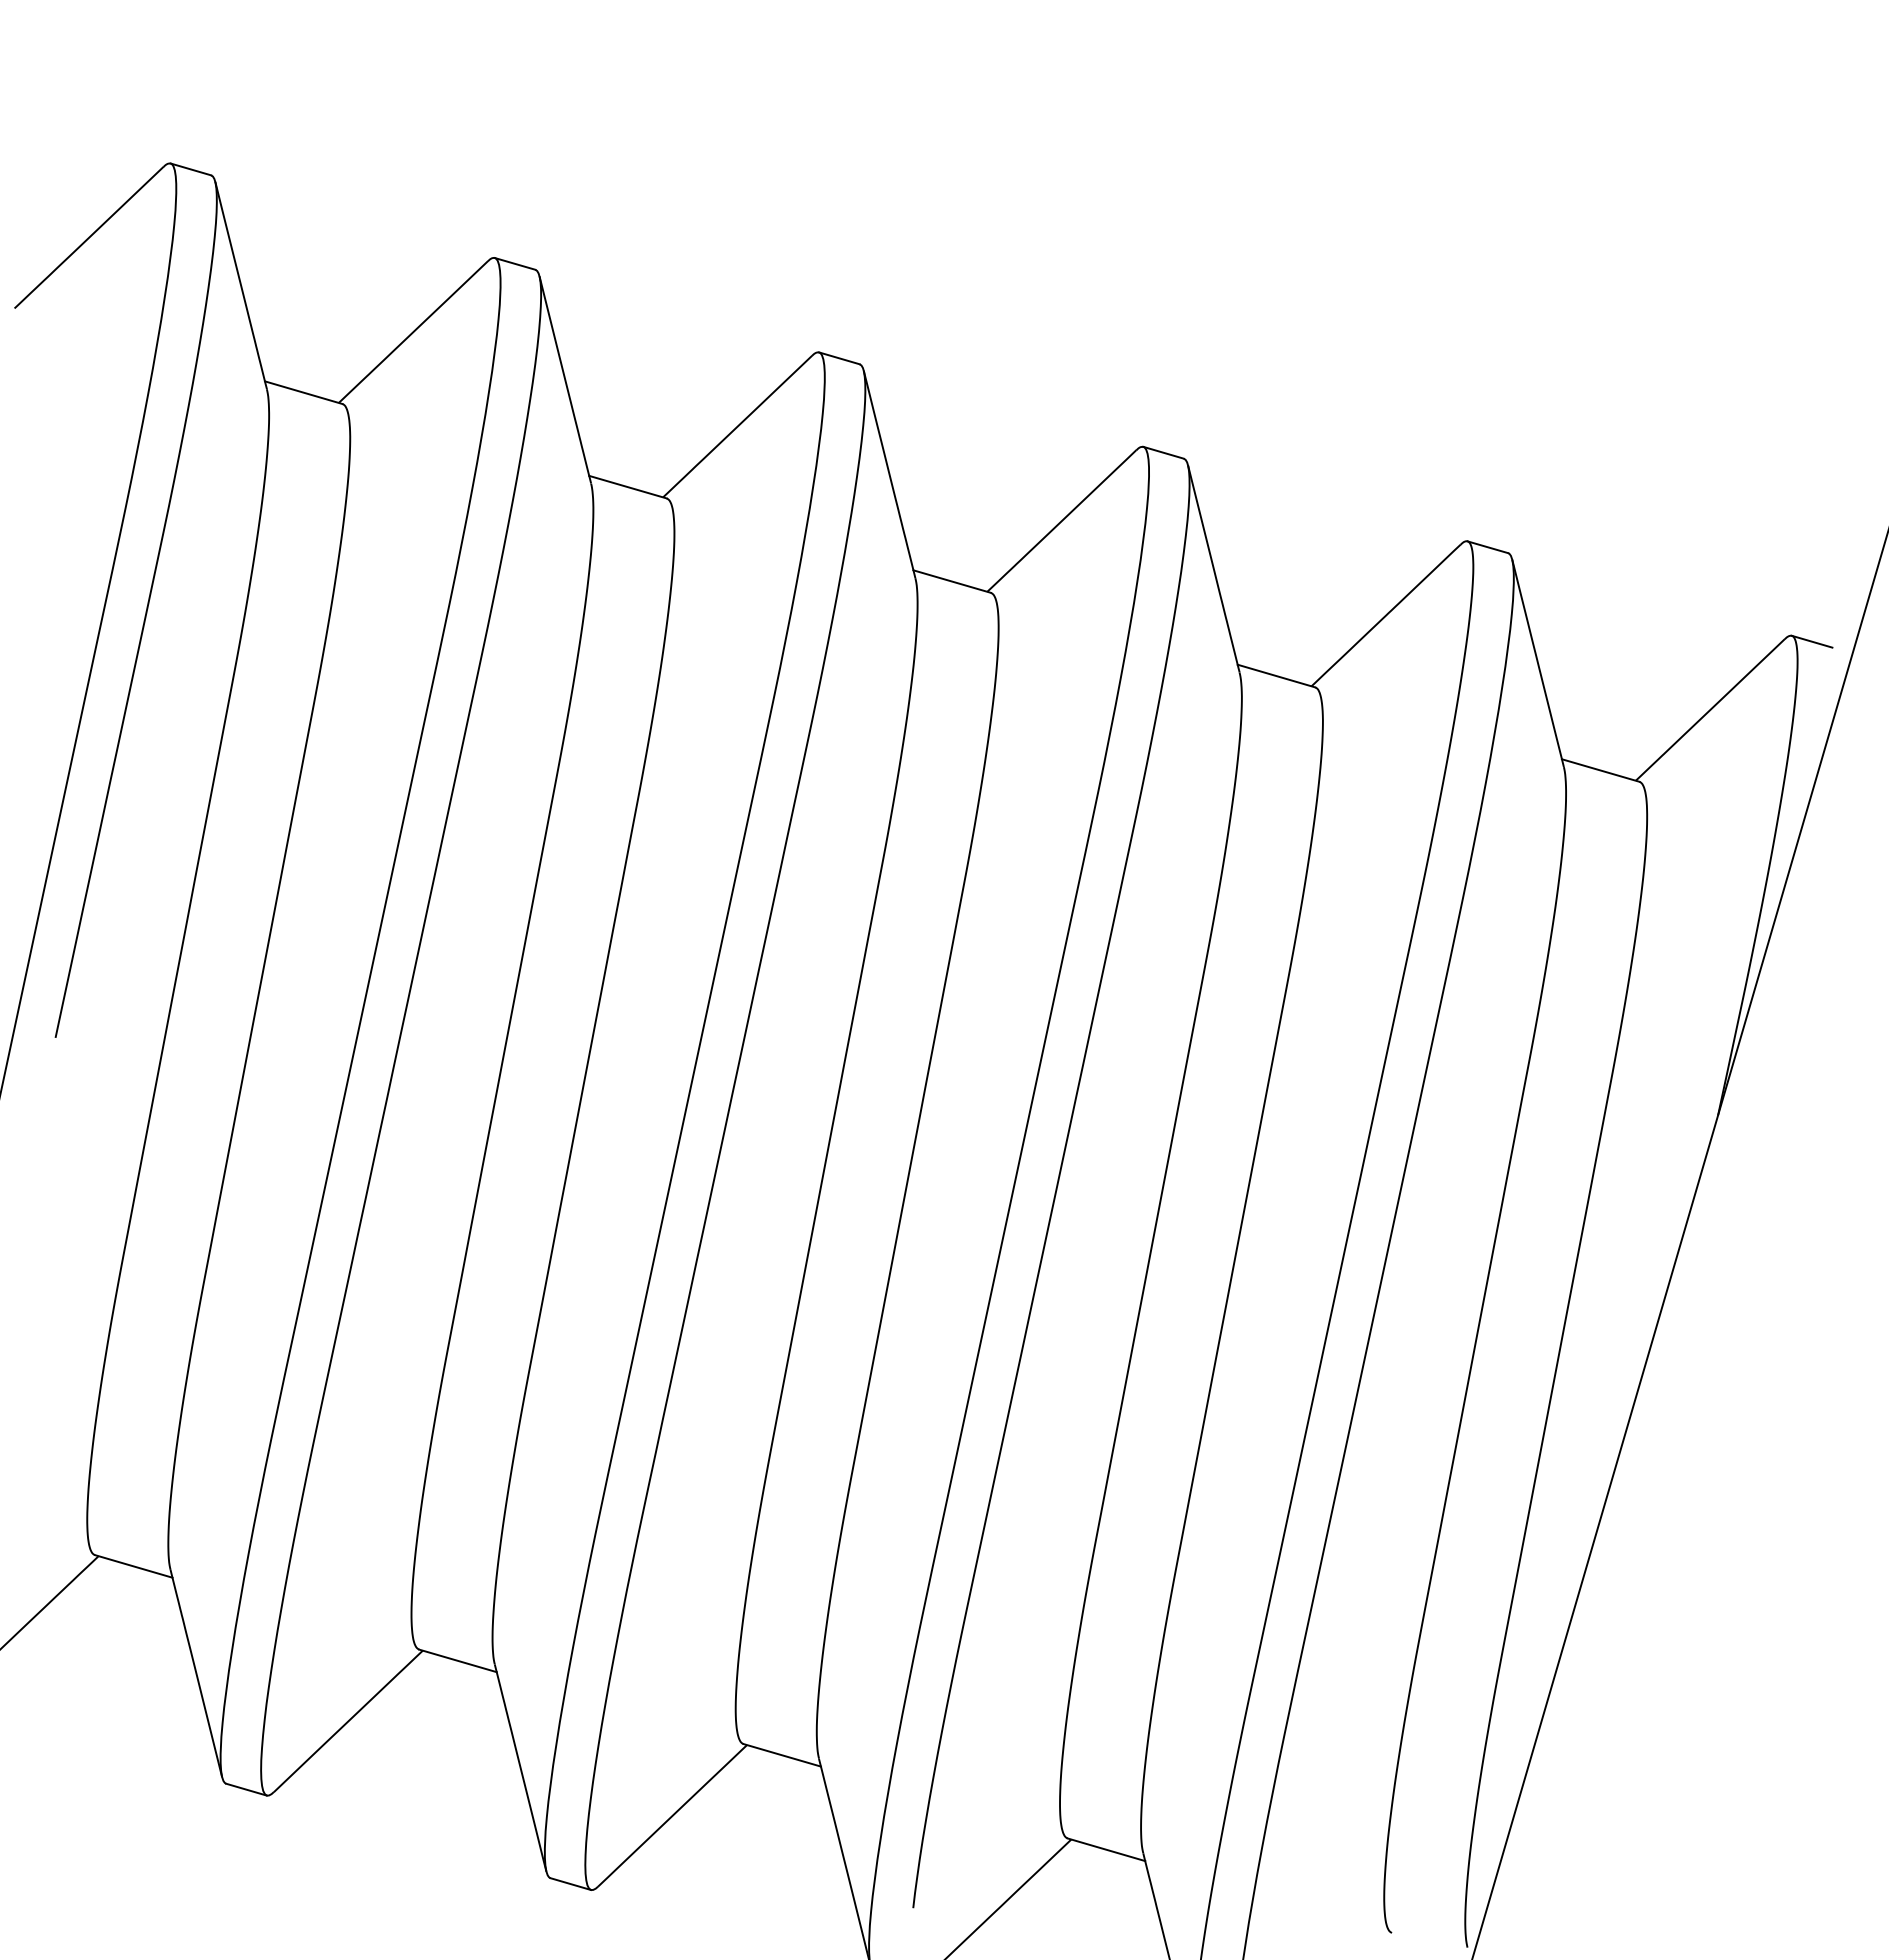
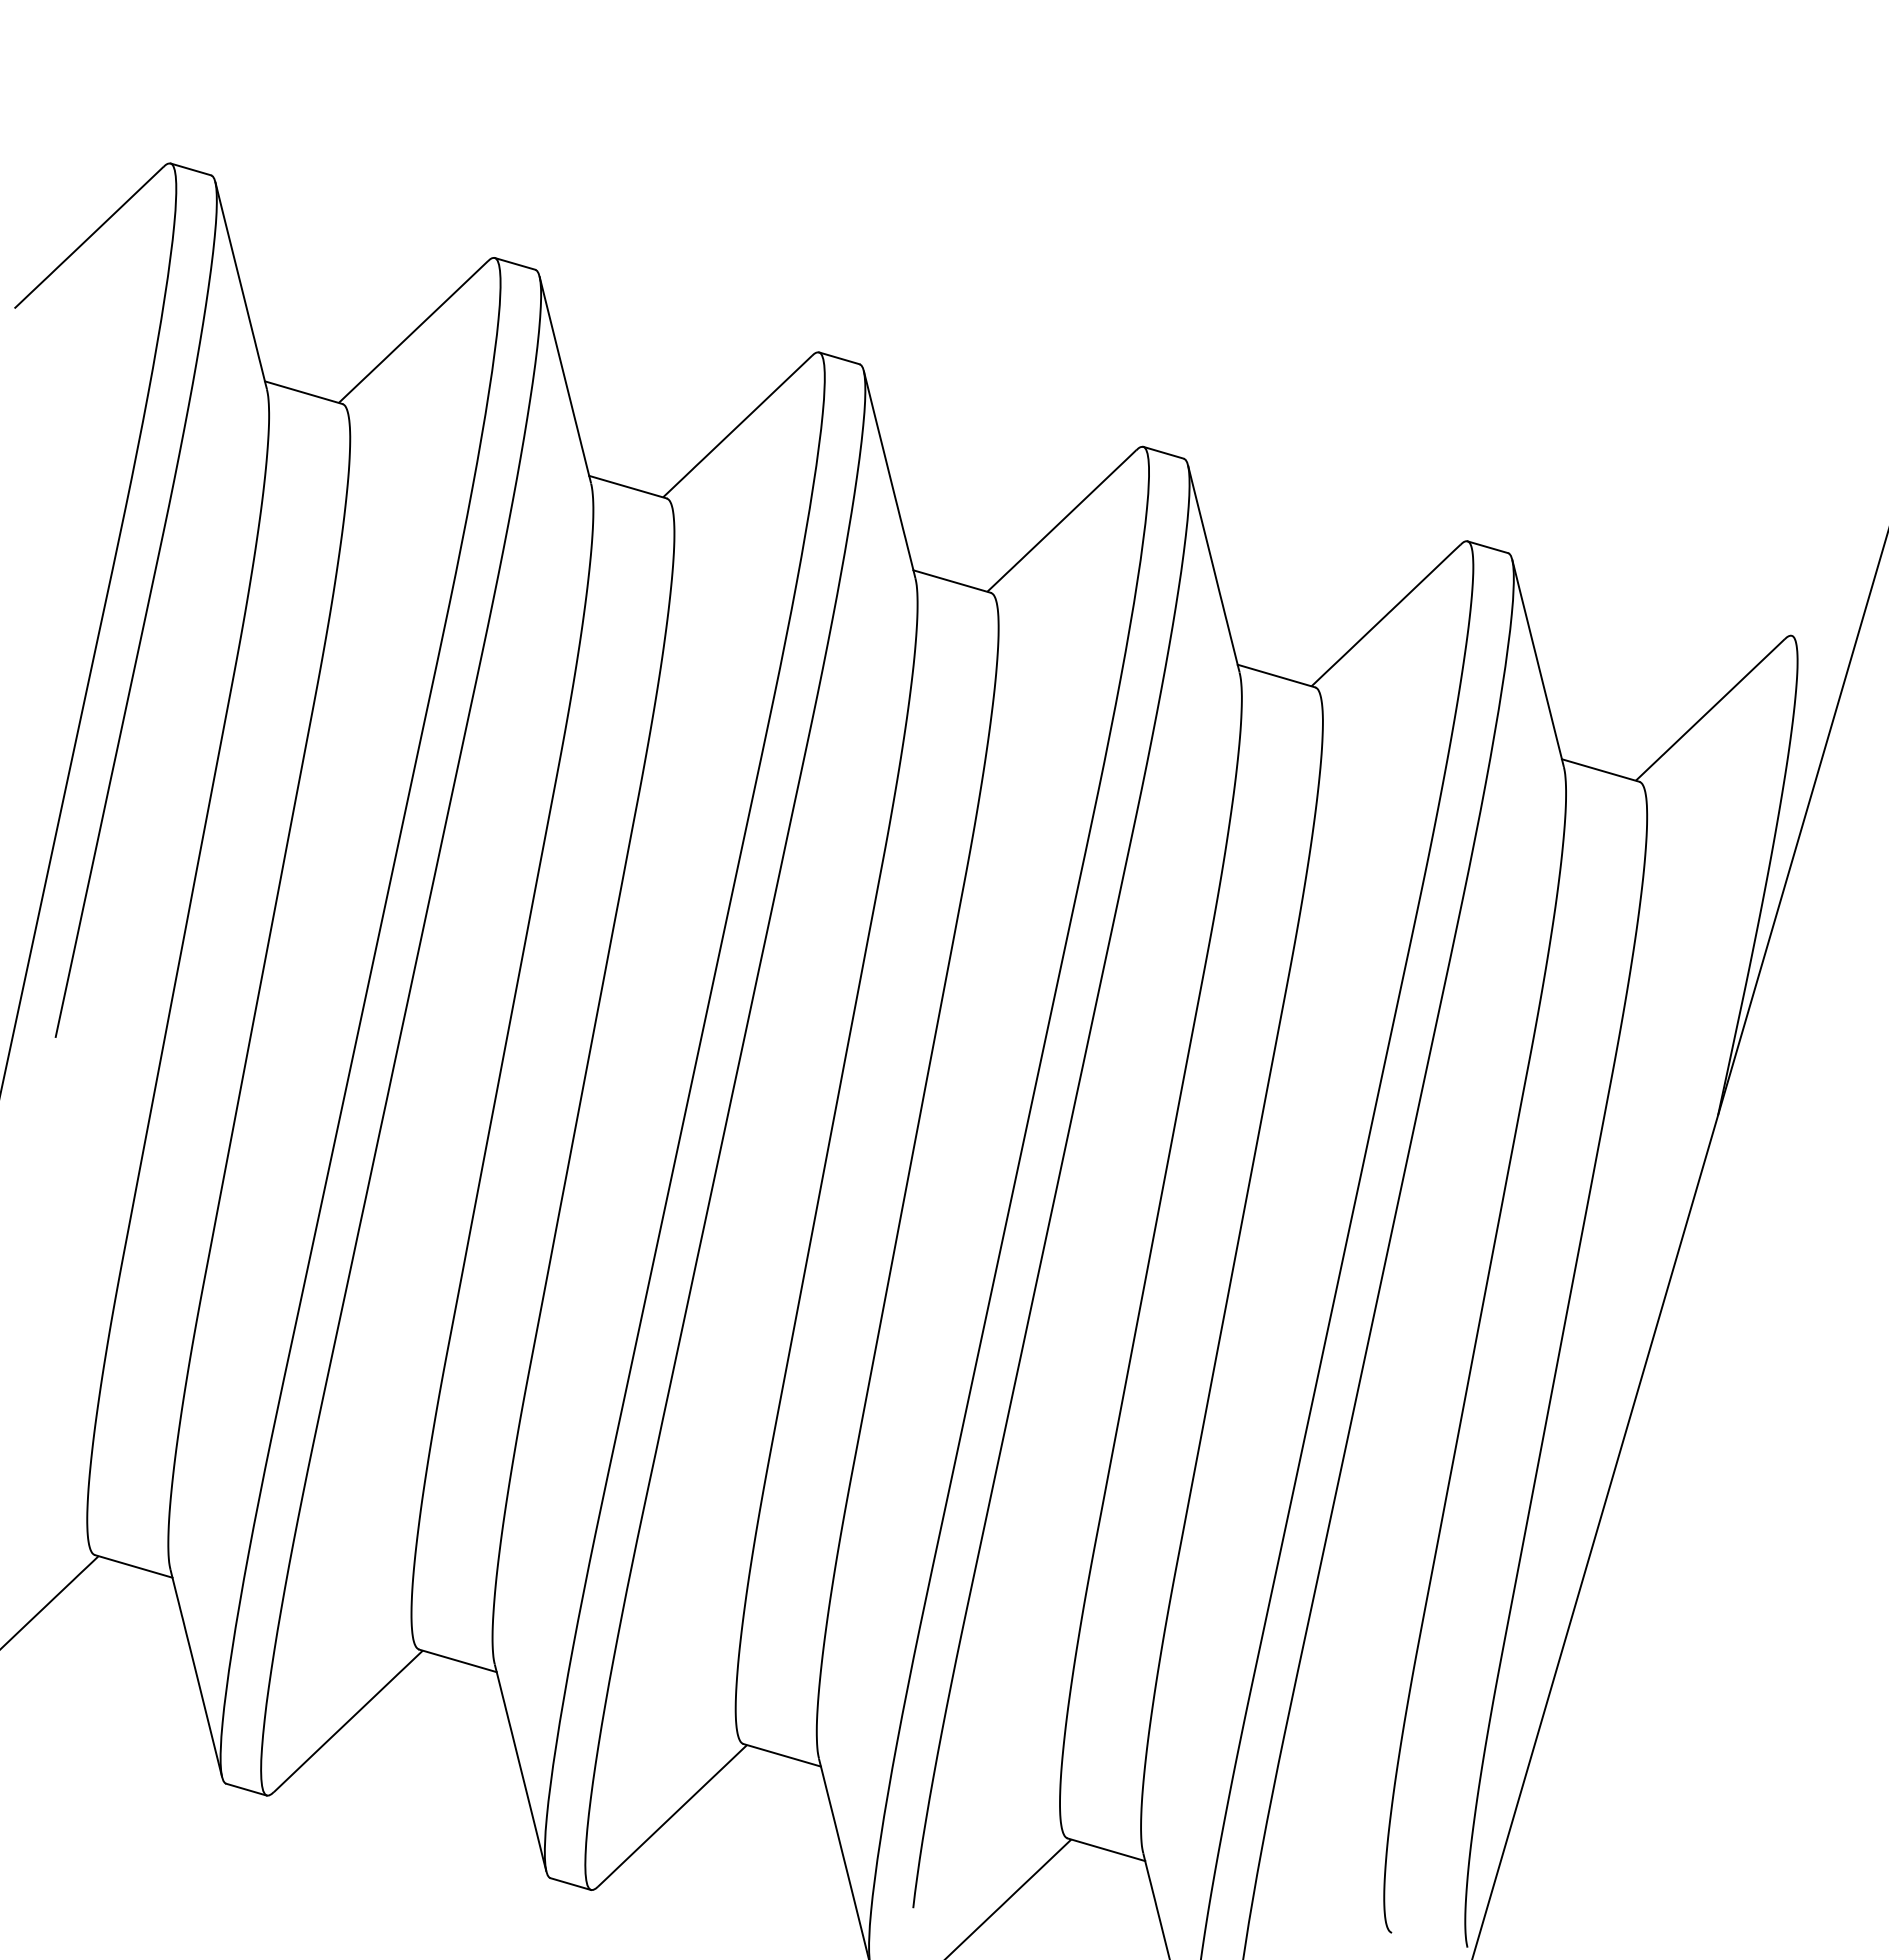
line: present -> none (1811, 641)
